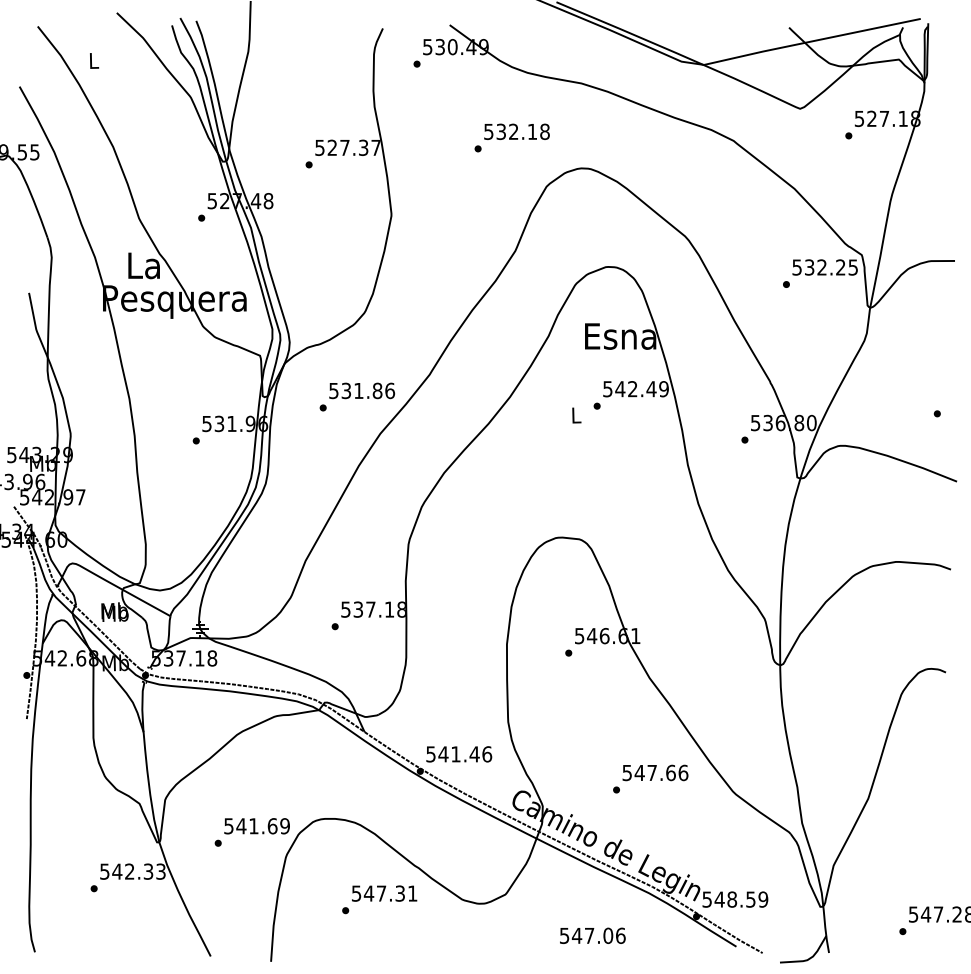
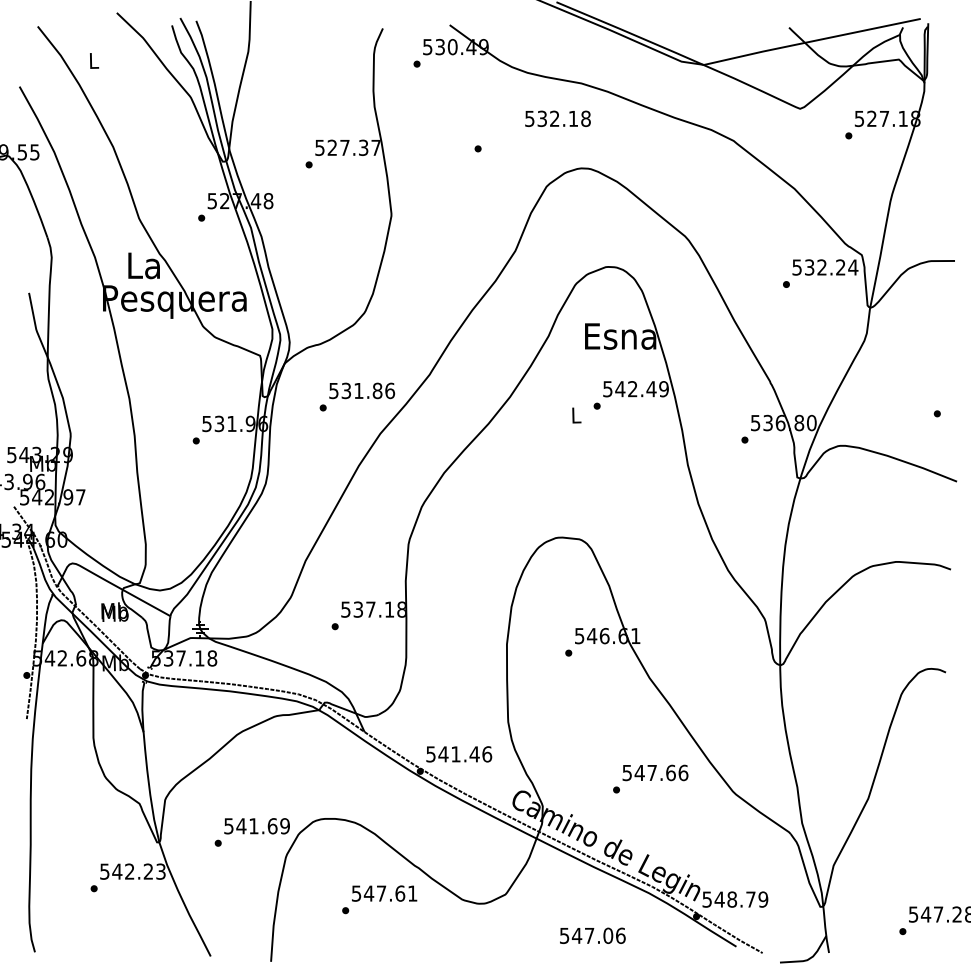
text position: (516, 131) -> (557, 118) (557, 118)
text: 532.25 -> 532.24 (853, 267)
text: 542.33 -> 542.23 (148, 871)
text: 547.31 -> 547.61 (400, 893)
text: 548.59 -> 548.79 (750, 899)
